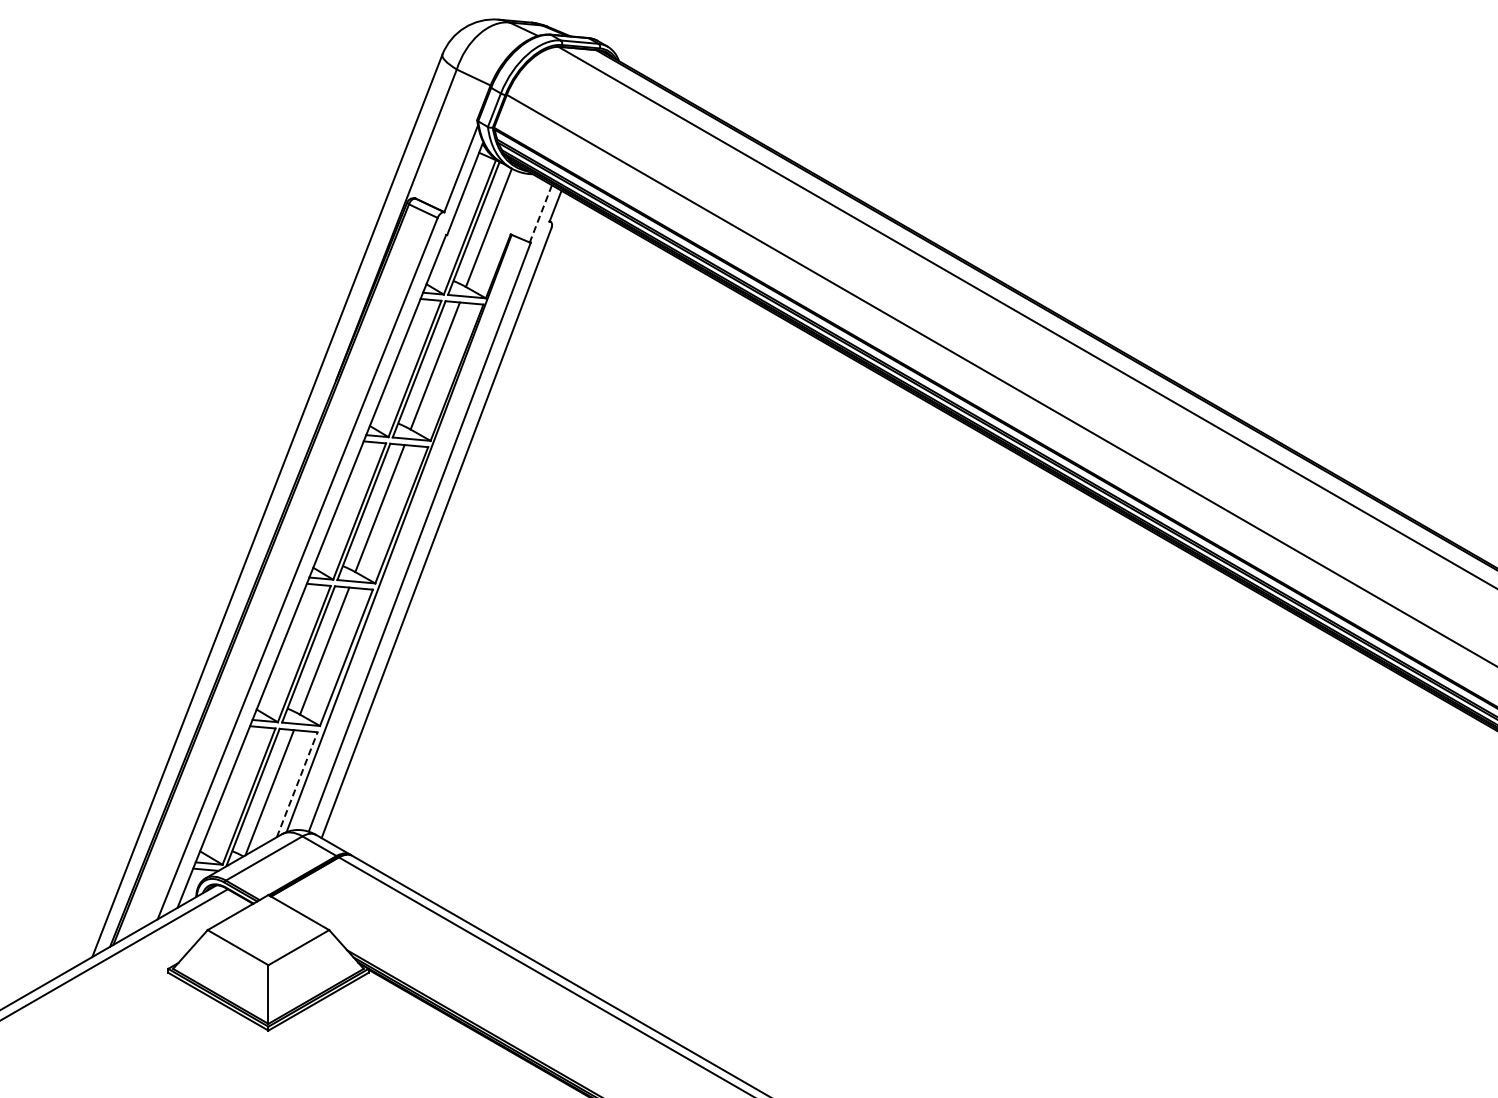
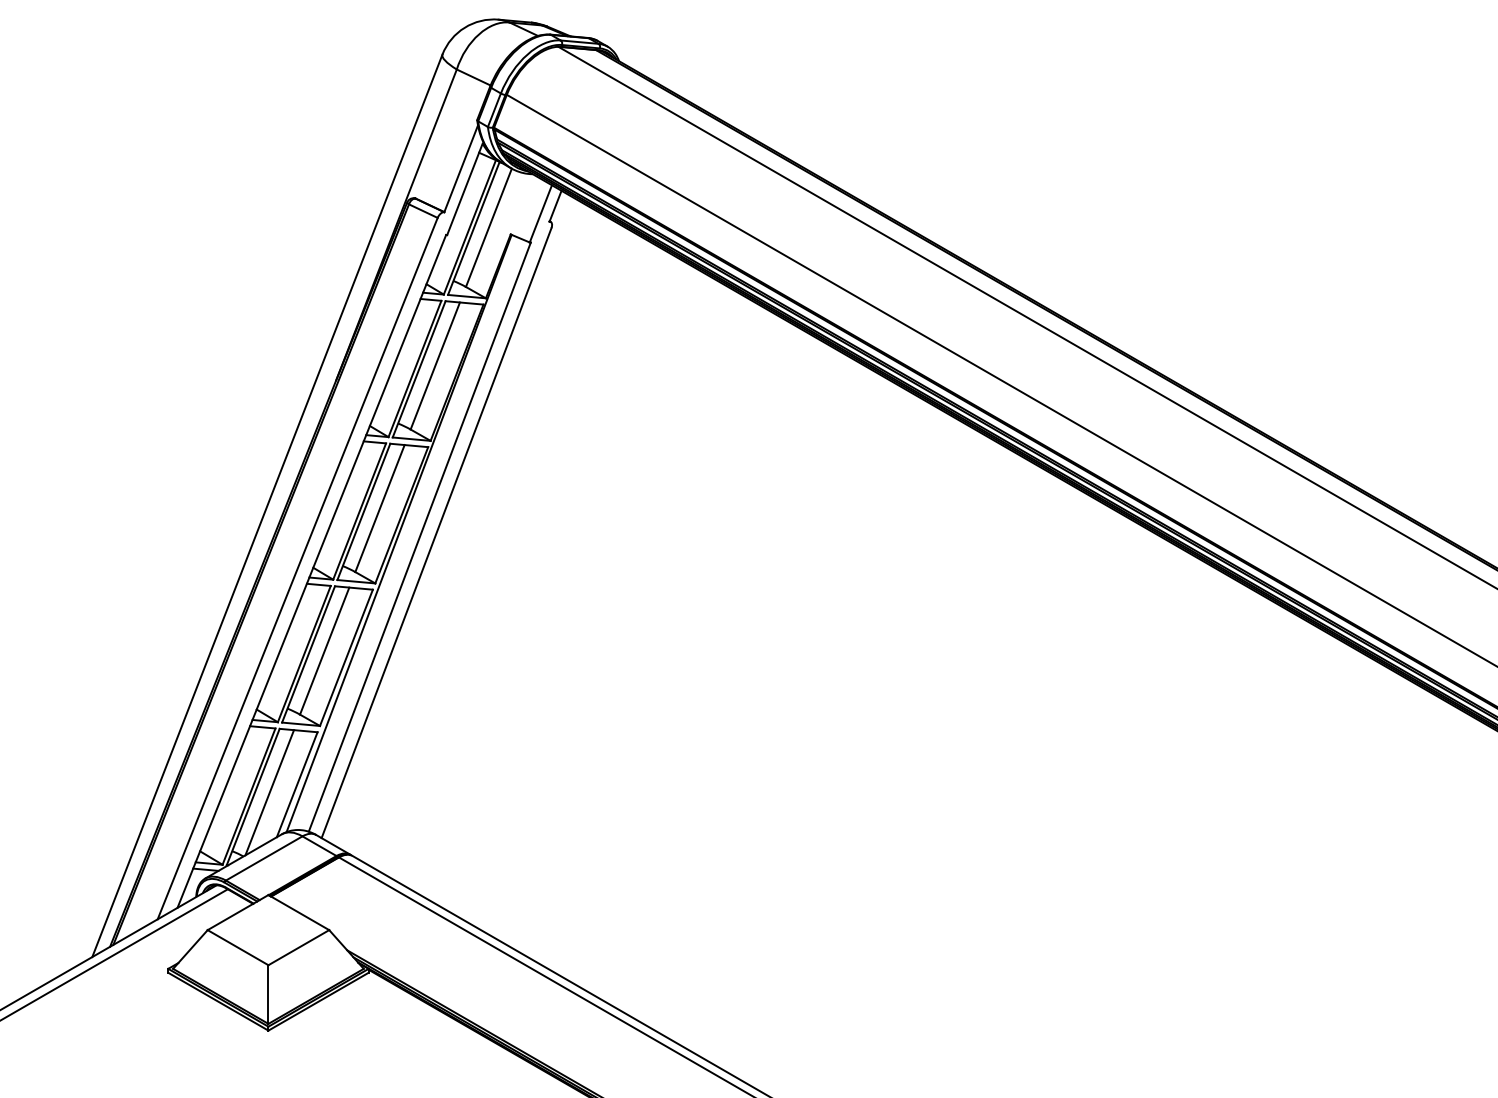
line: dashed -> solid (540, 213)
line: dashed -> solid (297, 784)
